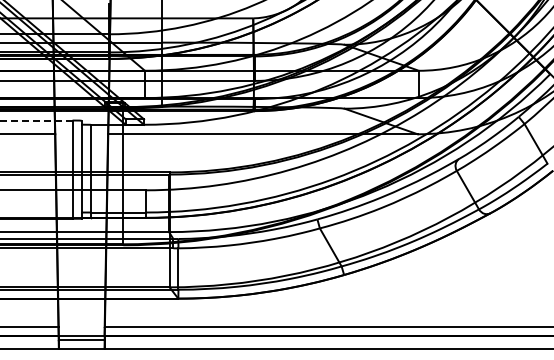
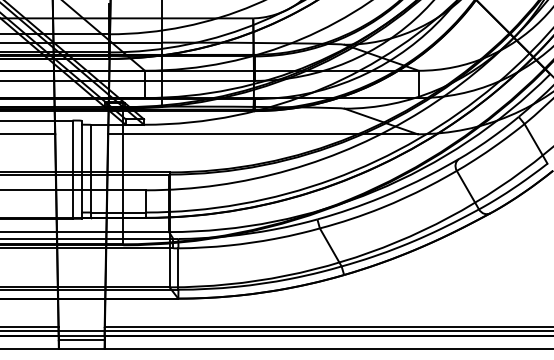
line: dashed -> solid (36, 120)
line: none -> present (276, 330)
